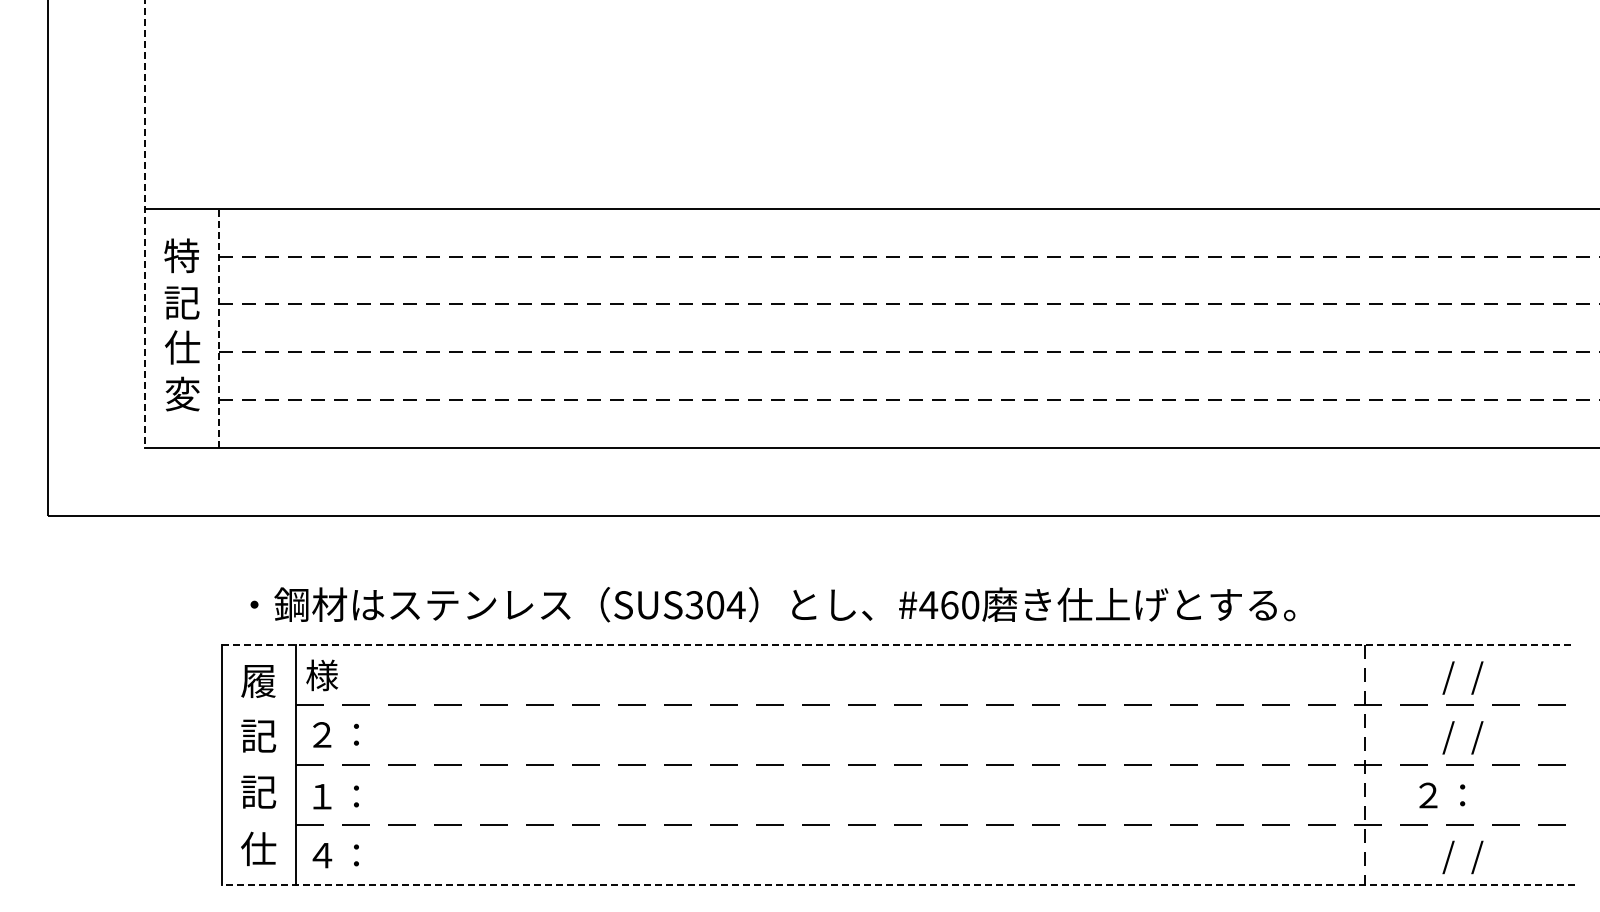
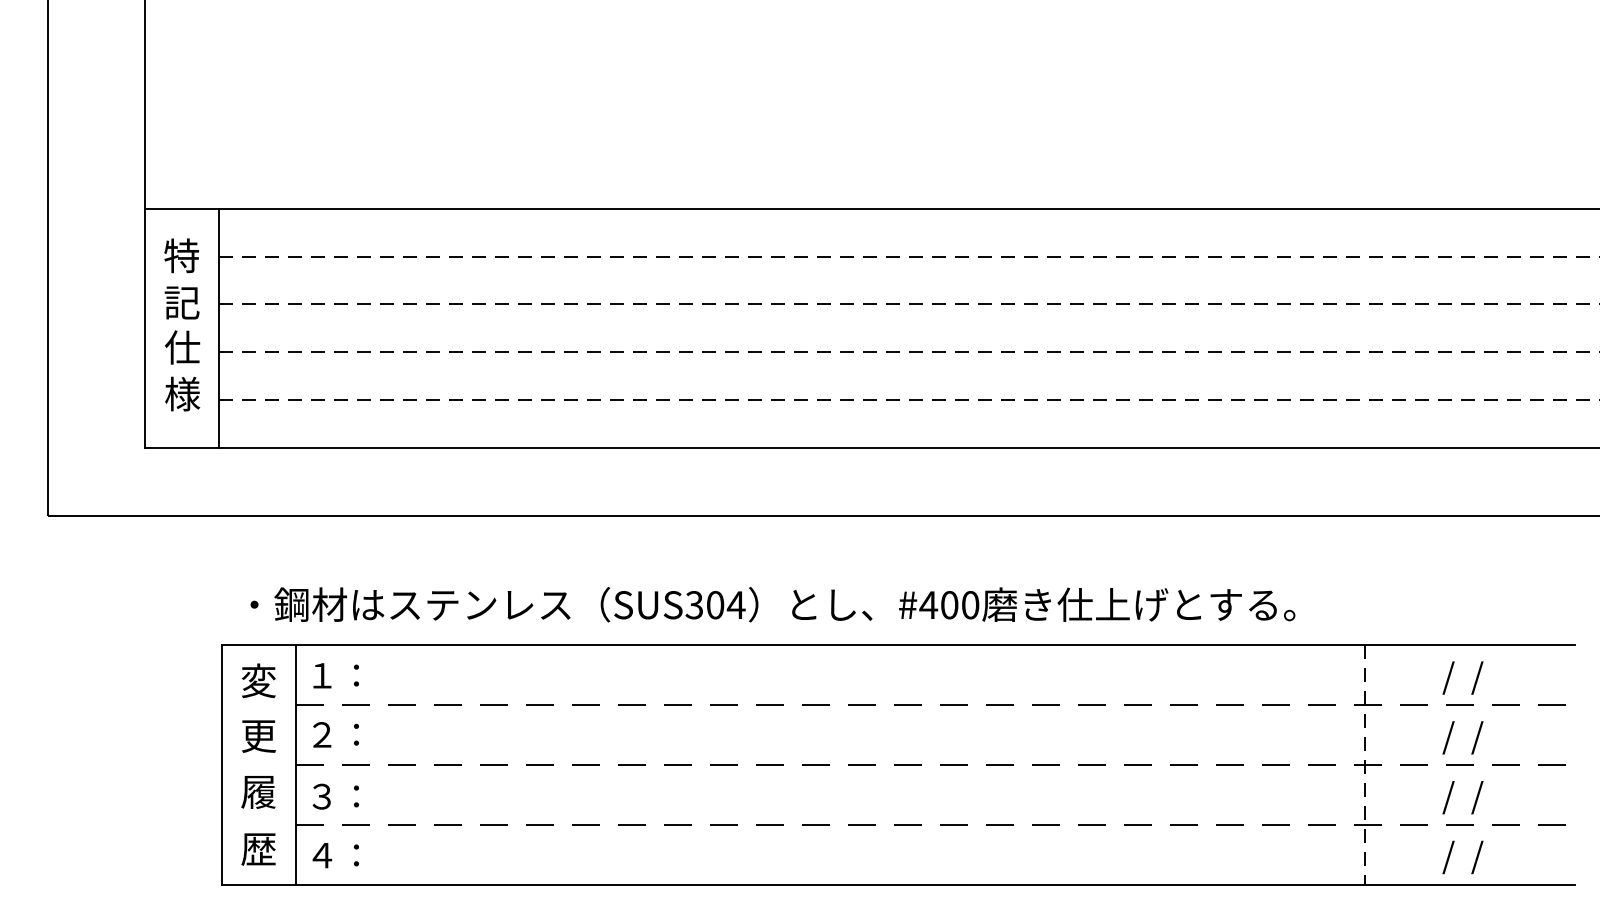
line: dashed -> solid (144, 224)
line: dashed -> solid (219, 328)
text: 変 -> 様 (182, 393)
text: #460 -> #400 (949, 605)
line: dashed -> solid (898, 645)
text: 様 -> １： (332, 675)
text: 履 -> 変 (258, 680)
text: 記 -> 更 (258, 735)
text: 記 -> 履 (258, 791)
text: １： -> ３： (321, 796)
text: ２： -> /  / (1451, 797)
text: 仕 -> 歴 (258, 848)
line: dashed -> solid (898, 884)
